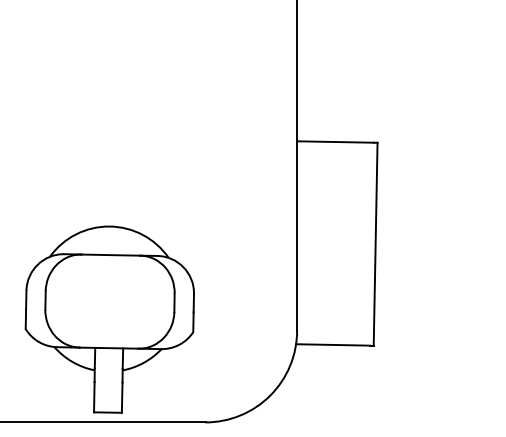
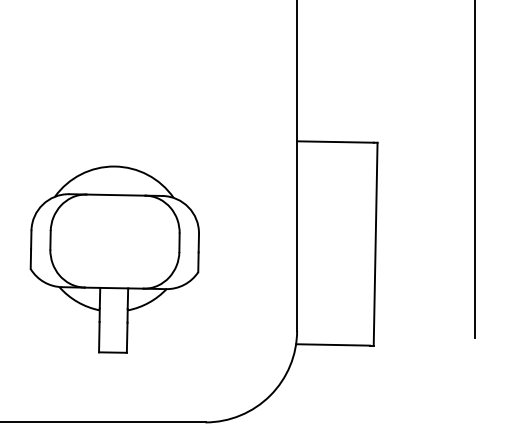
line: none -> present (475, 169)
part position: (109, 319) -> (114, 259) (114, 259)
